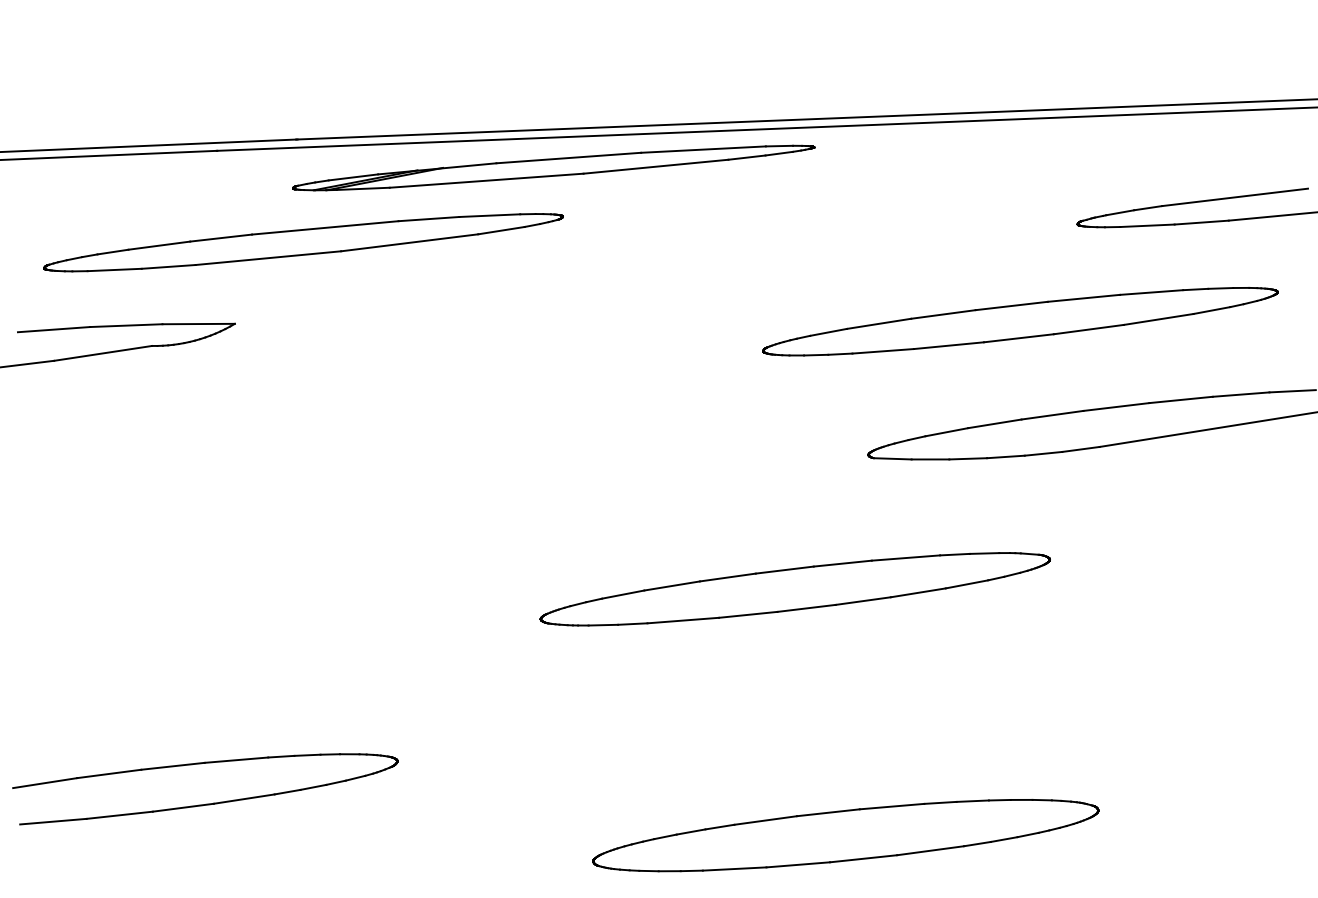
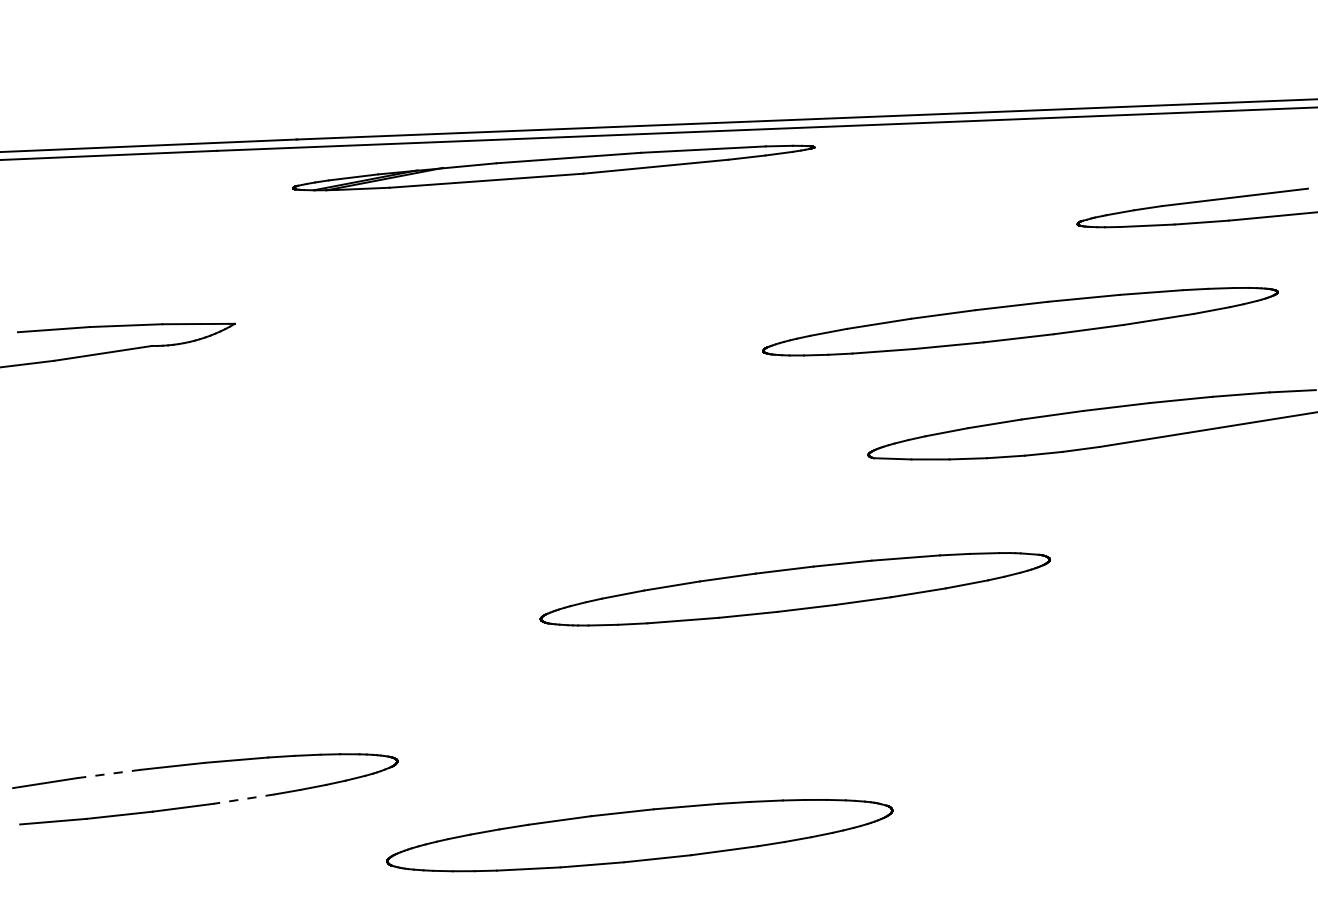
part: present -> none (303, 242)
line: solid -> dashed (109, 773)
line: solid -> dashed (244, 799)
part position: (845, 835) -> (639, 835) (639, 835)
